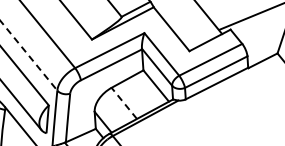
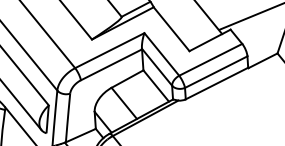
line: dashed -> solid (28, 55)
line: dashed -> solid (123, 103)
